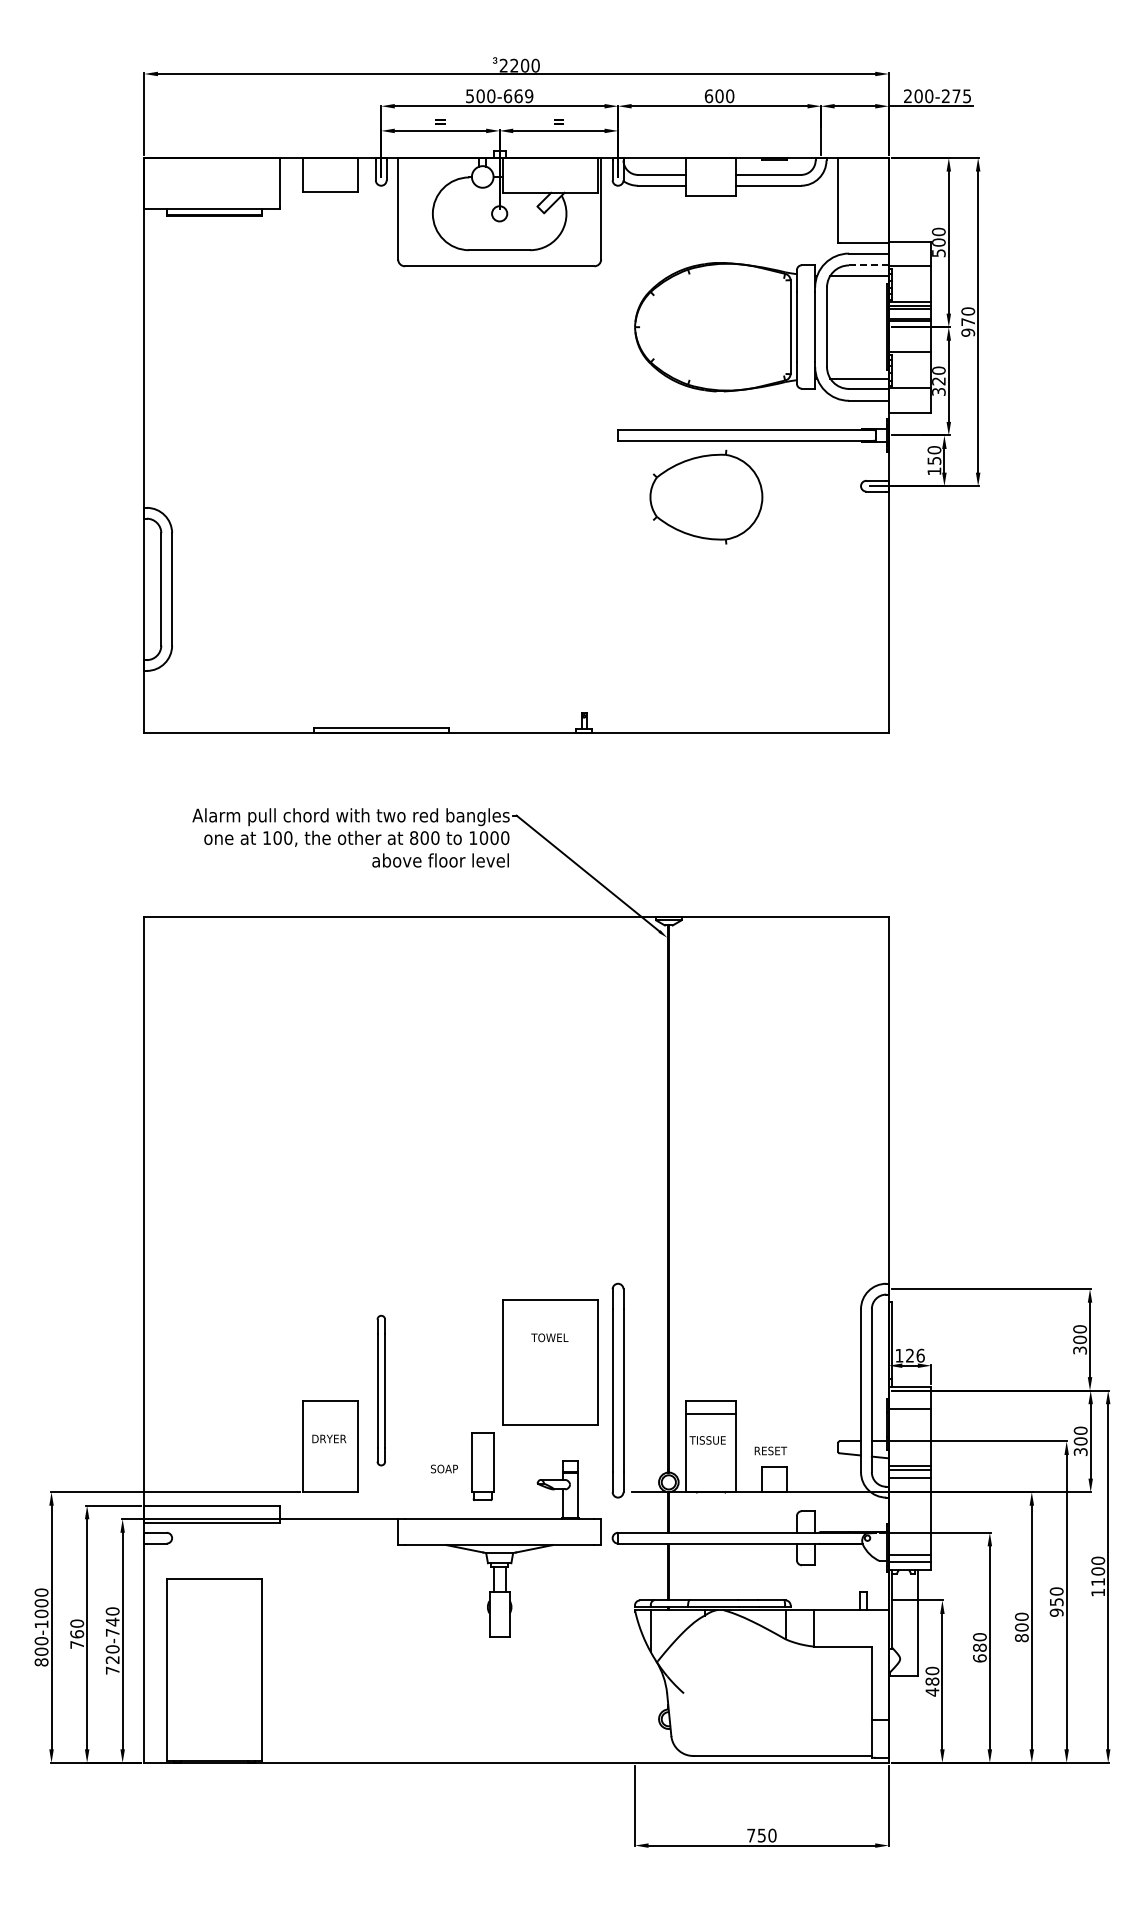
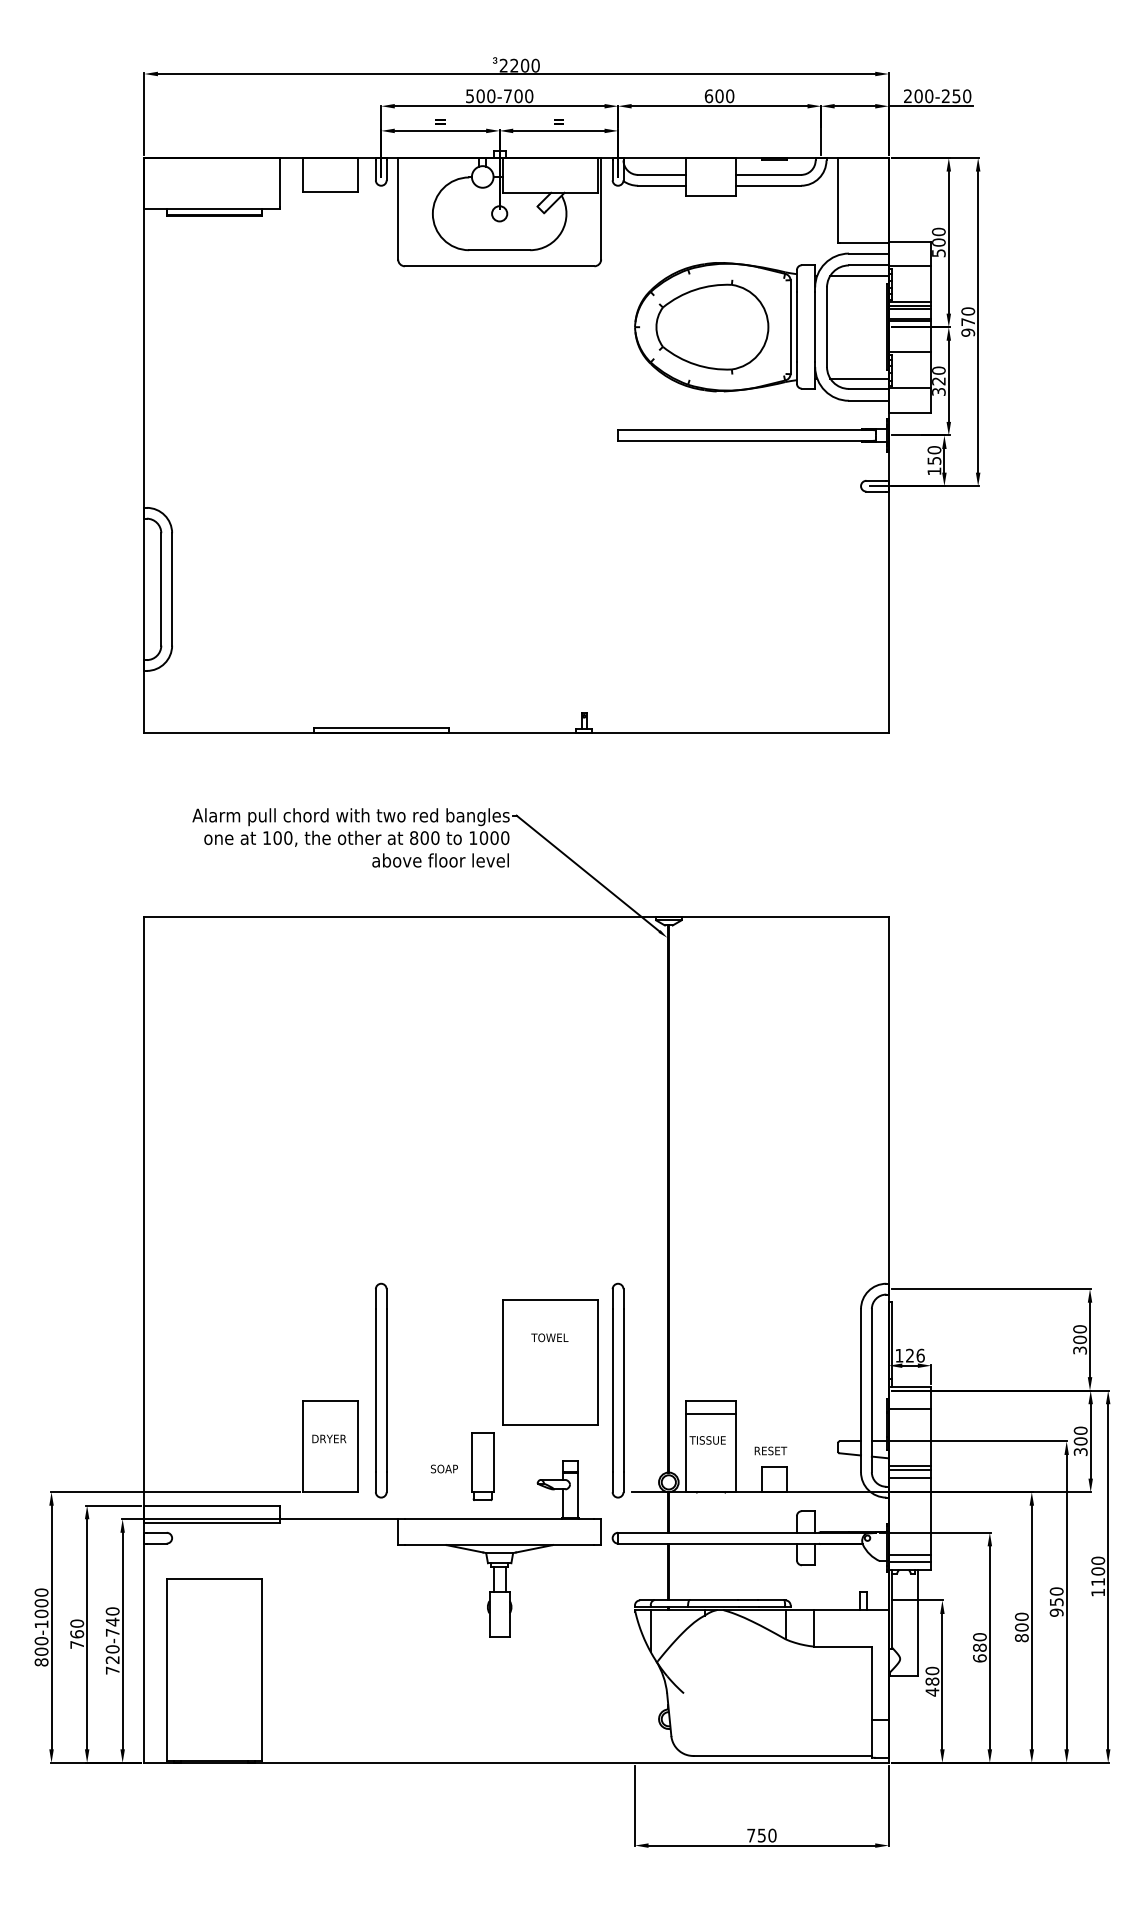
text: 500-669 -> 500-700 (518, 96)
text: 200-275 -> 200-250 (961, 96)
line: dashed -> solid (868, 265)
part position: (706, 496) -> (712, 326) (712, 326)
part size: 10x153 px -> 13x217 px (381, 1390)
